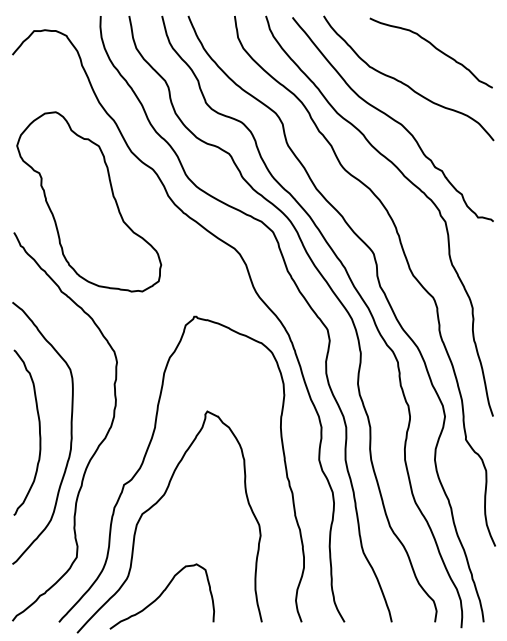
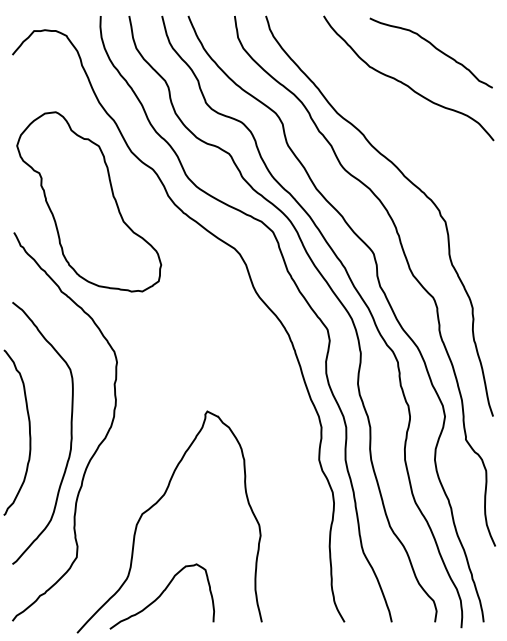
curve: present -> none (392, 119)
curve position: (39, 432) -> (29, 432) (29, 432)
curve: present -> none (146, 455)
